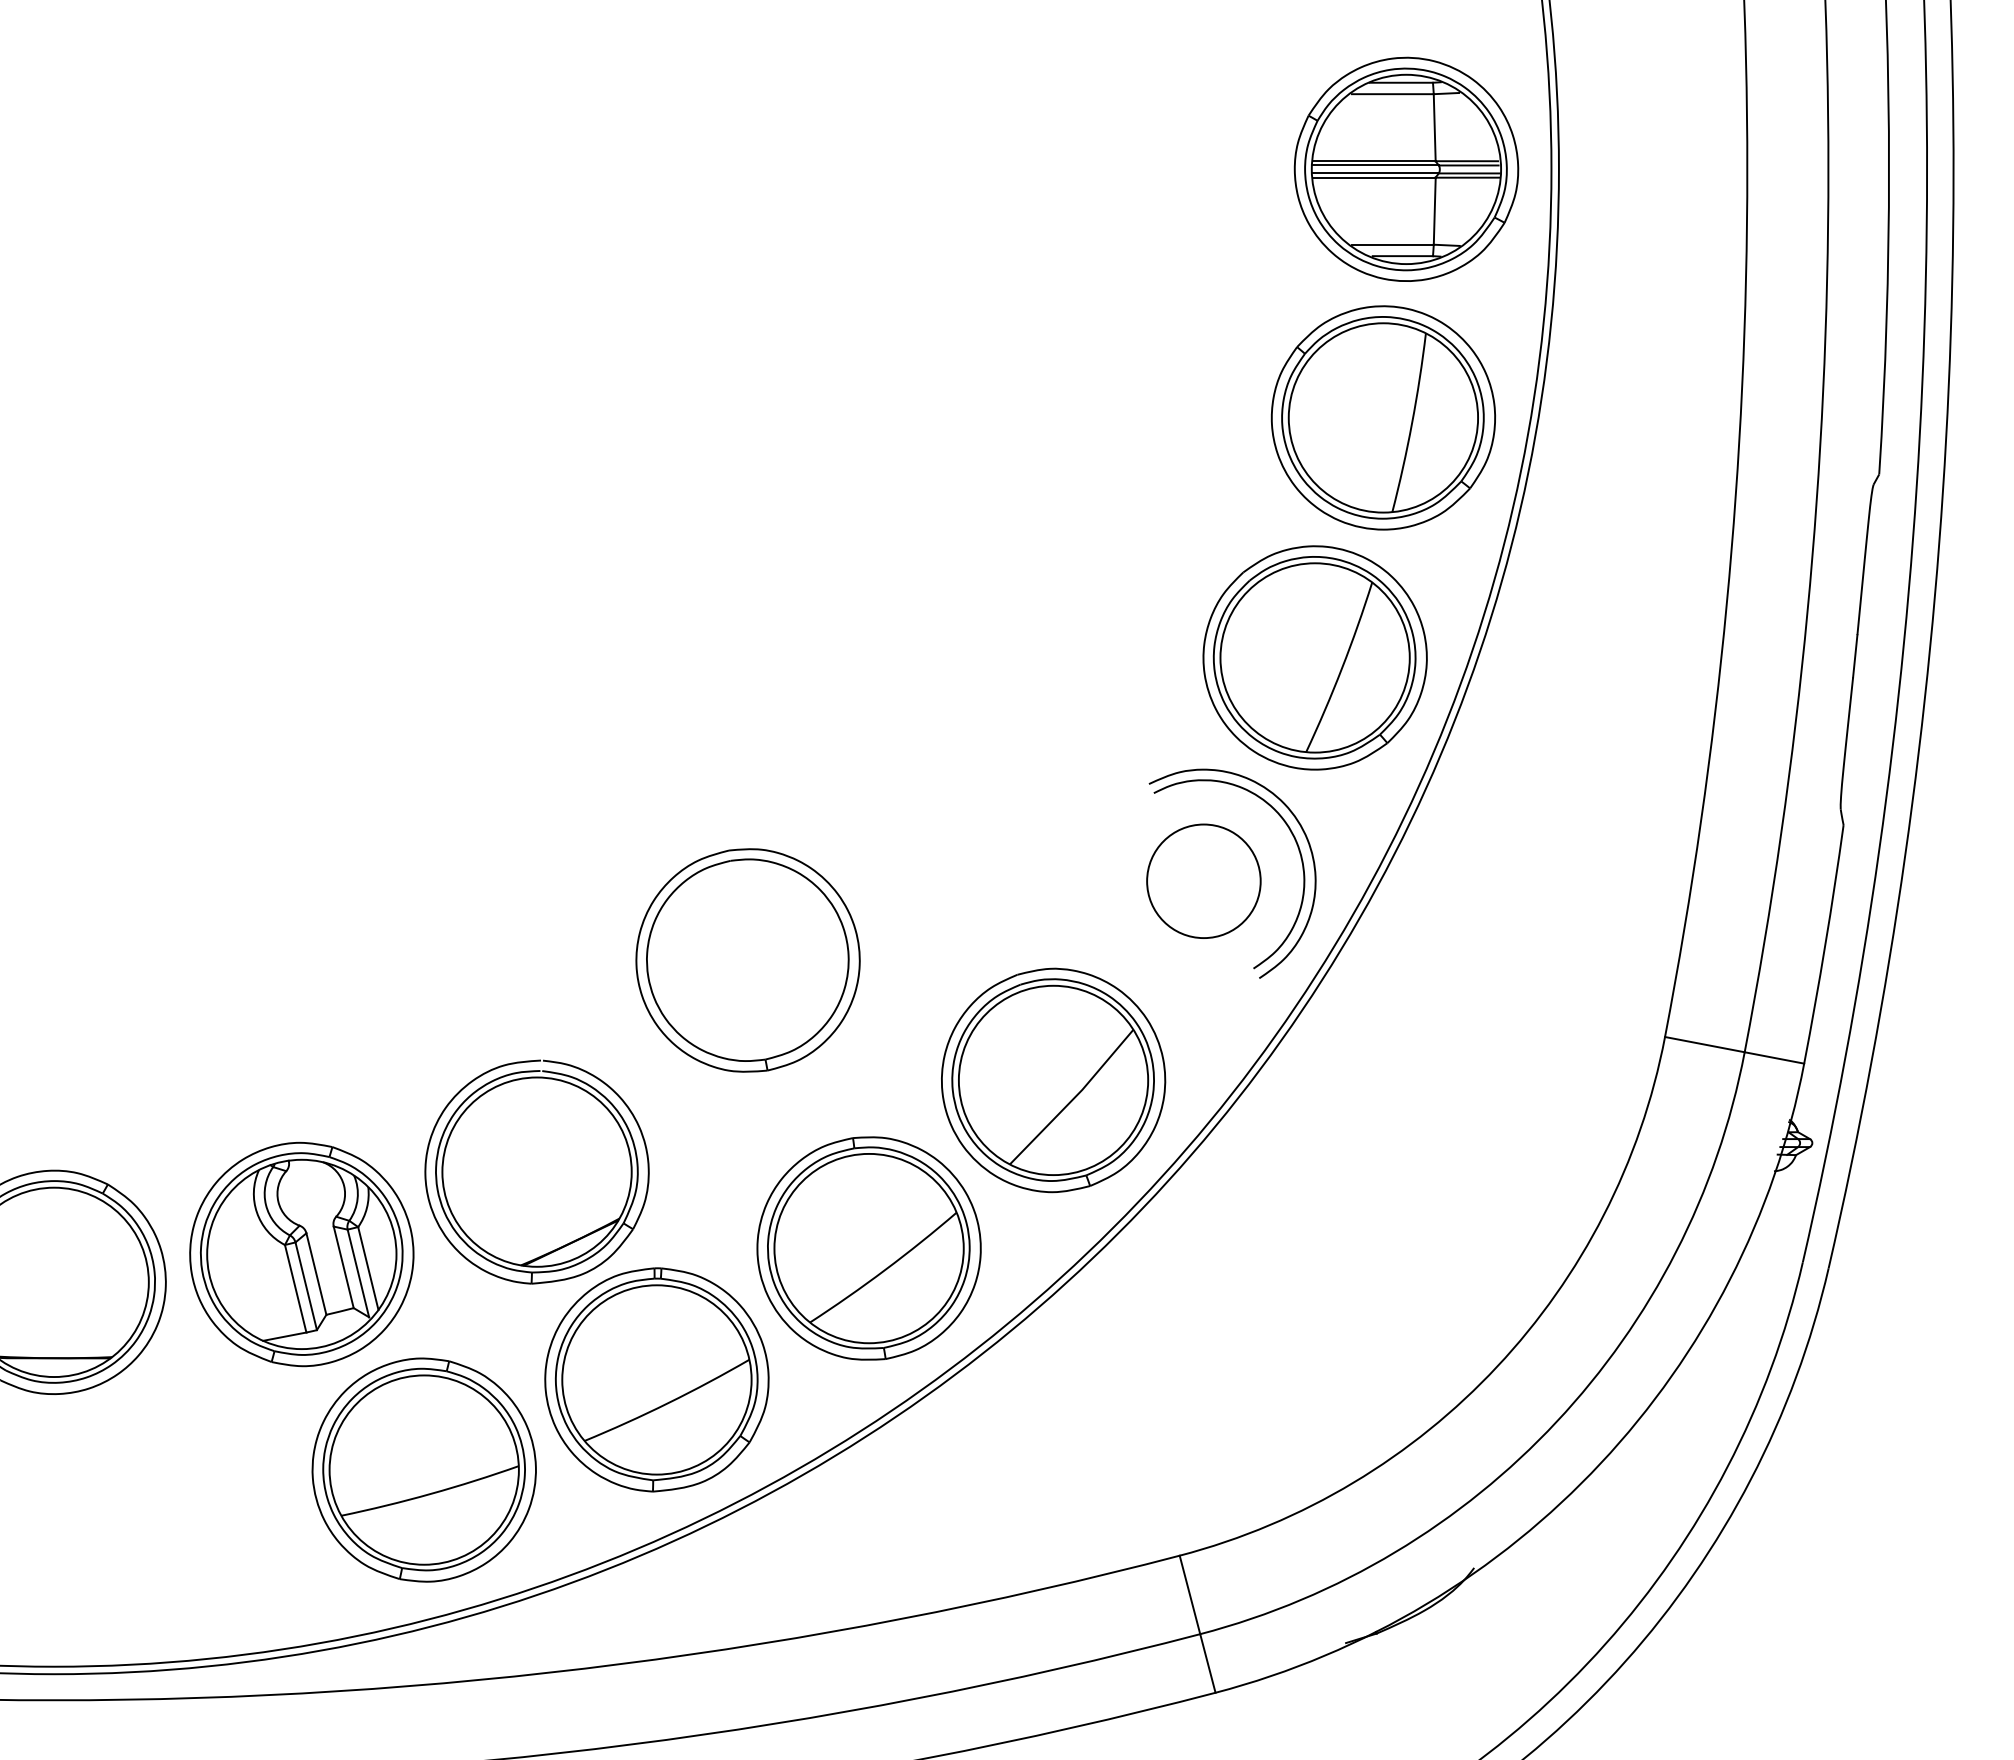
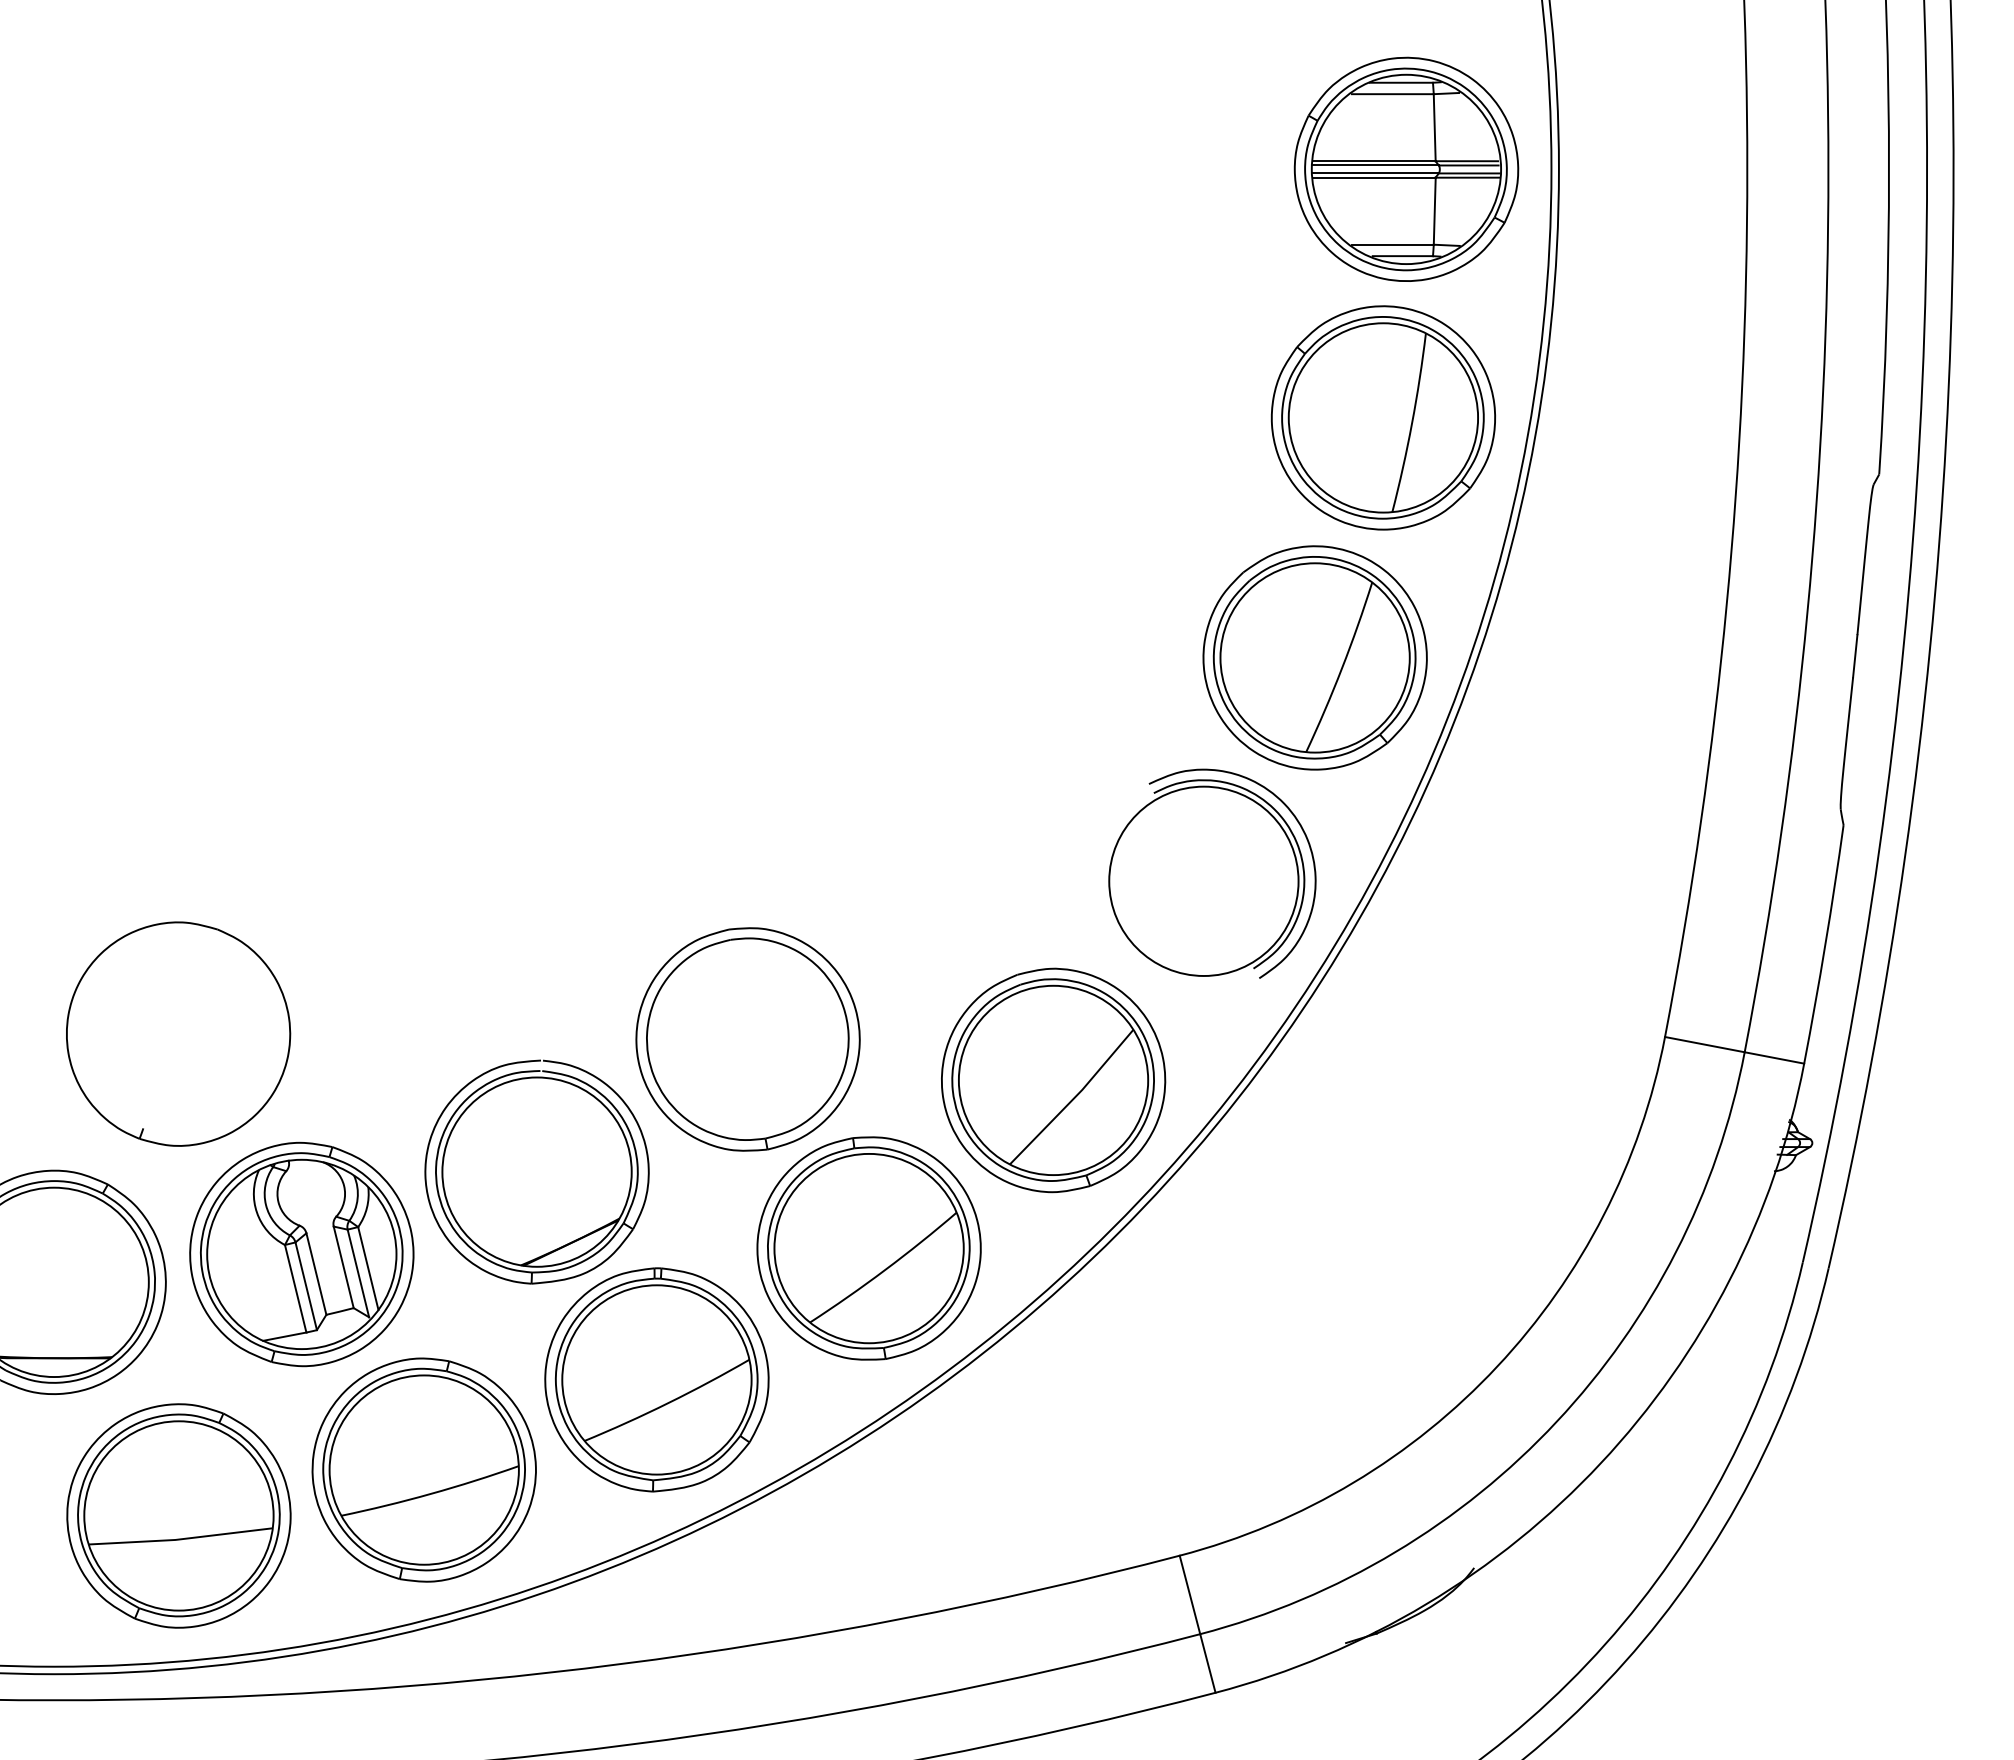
circle diameter: 114 px -> 189 px (1203, 880)
part position: (747, 960) -> (747, 1039) (747, 1039)
part: none -> present (178, 1033)
part: none -> present (178, 1515)
